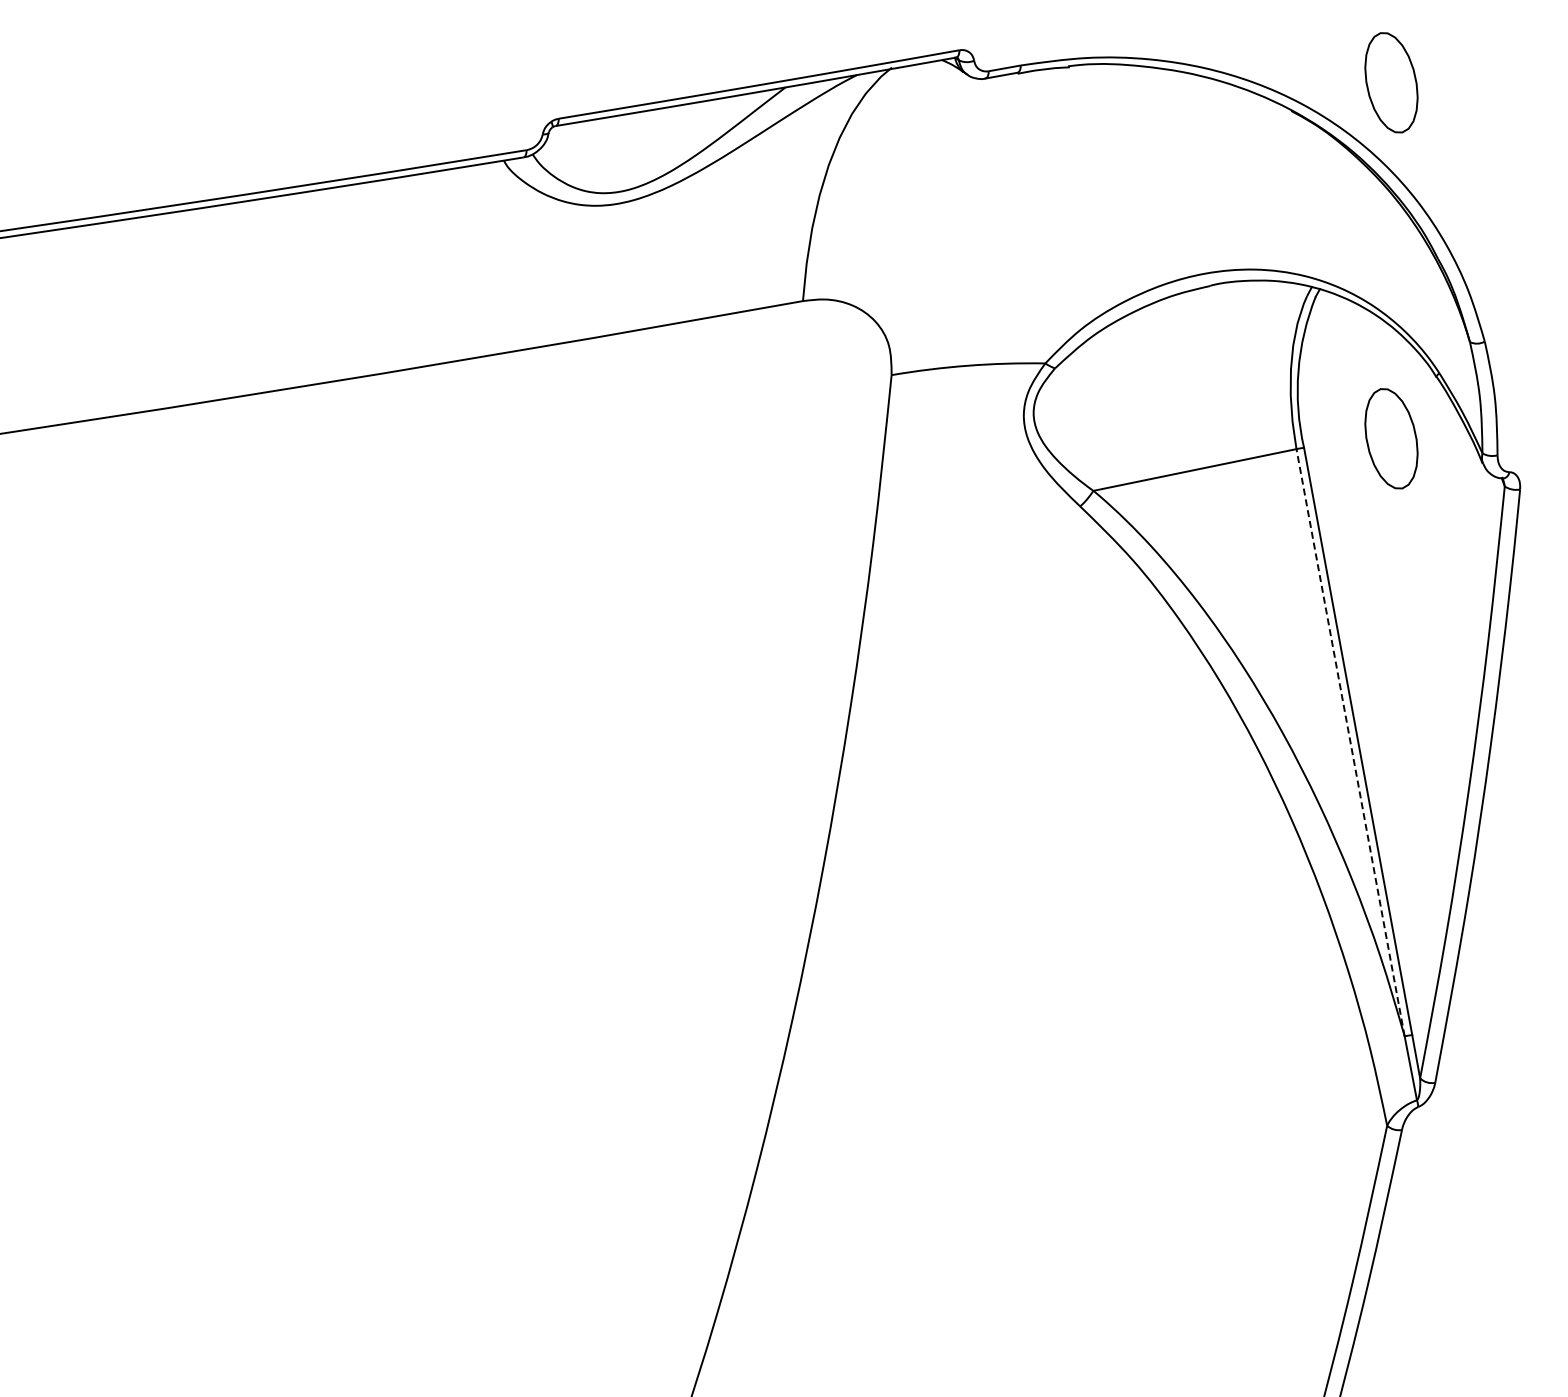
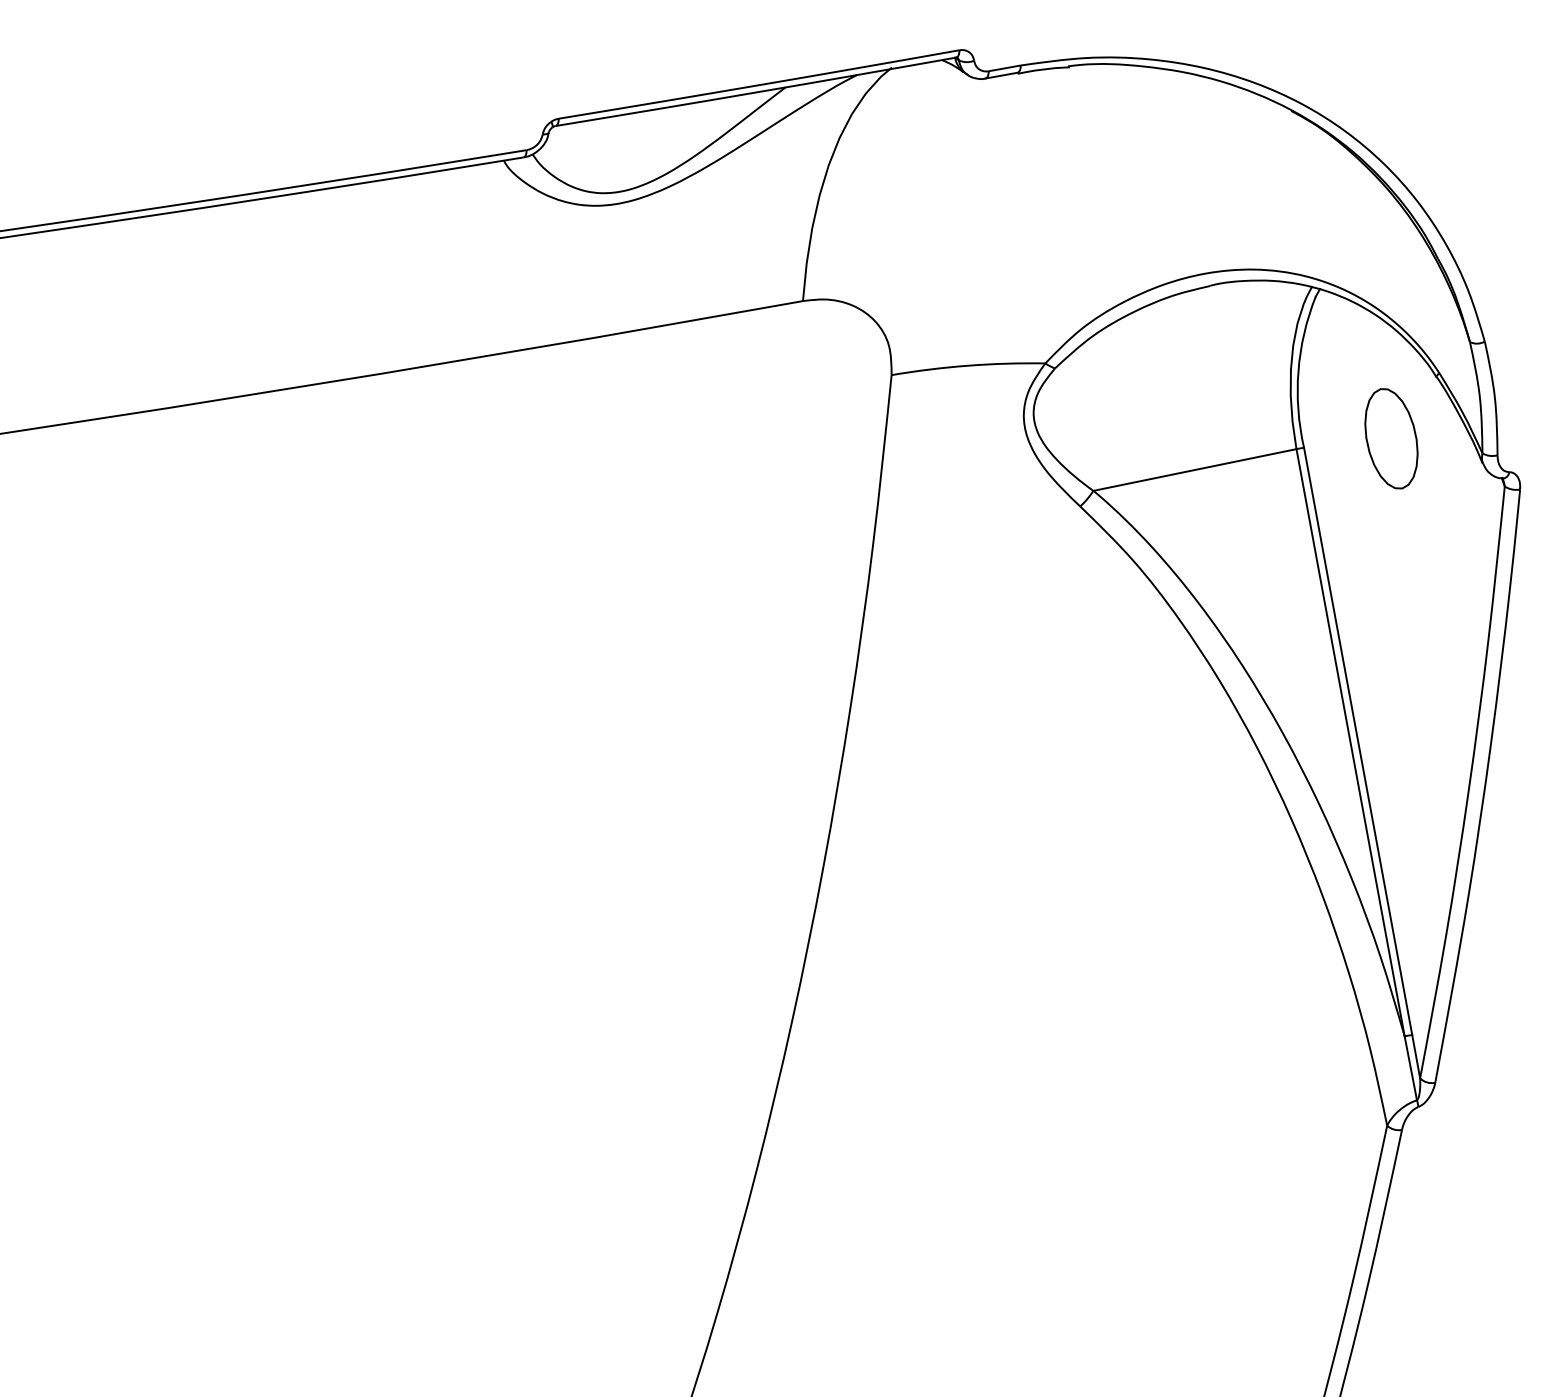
part: present -> none (1391, 82)
line: dashed -> solid (1350, 742)
